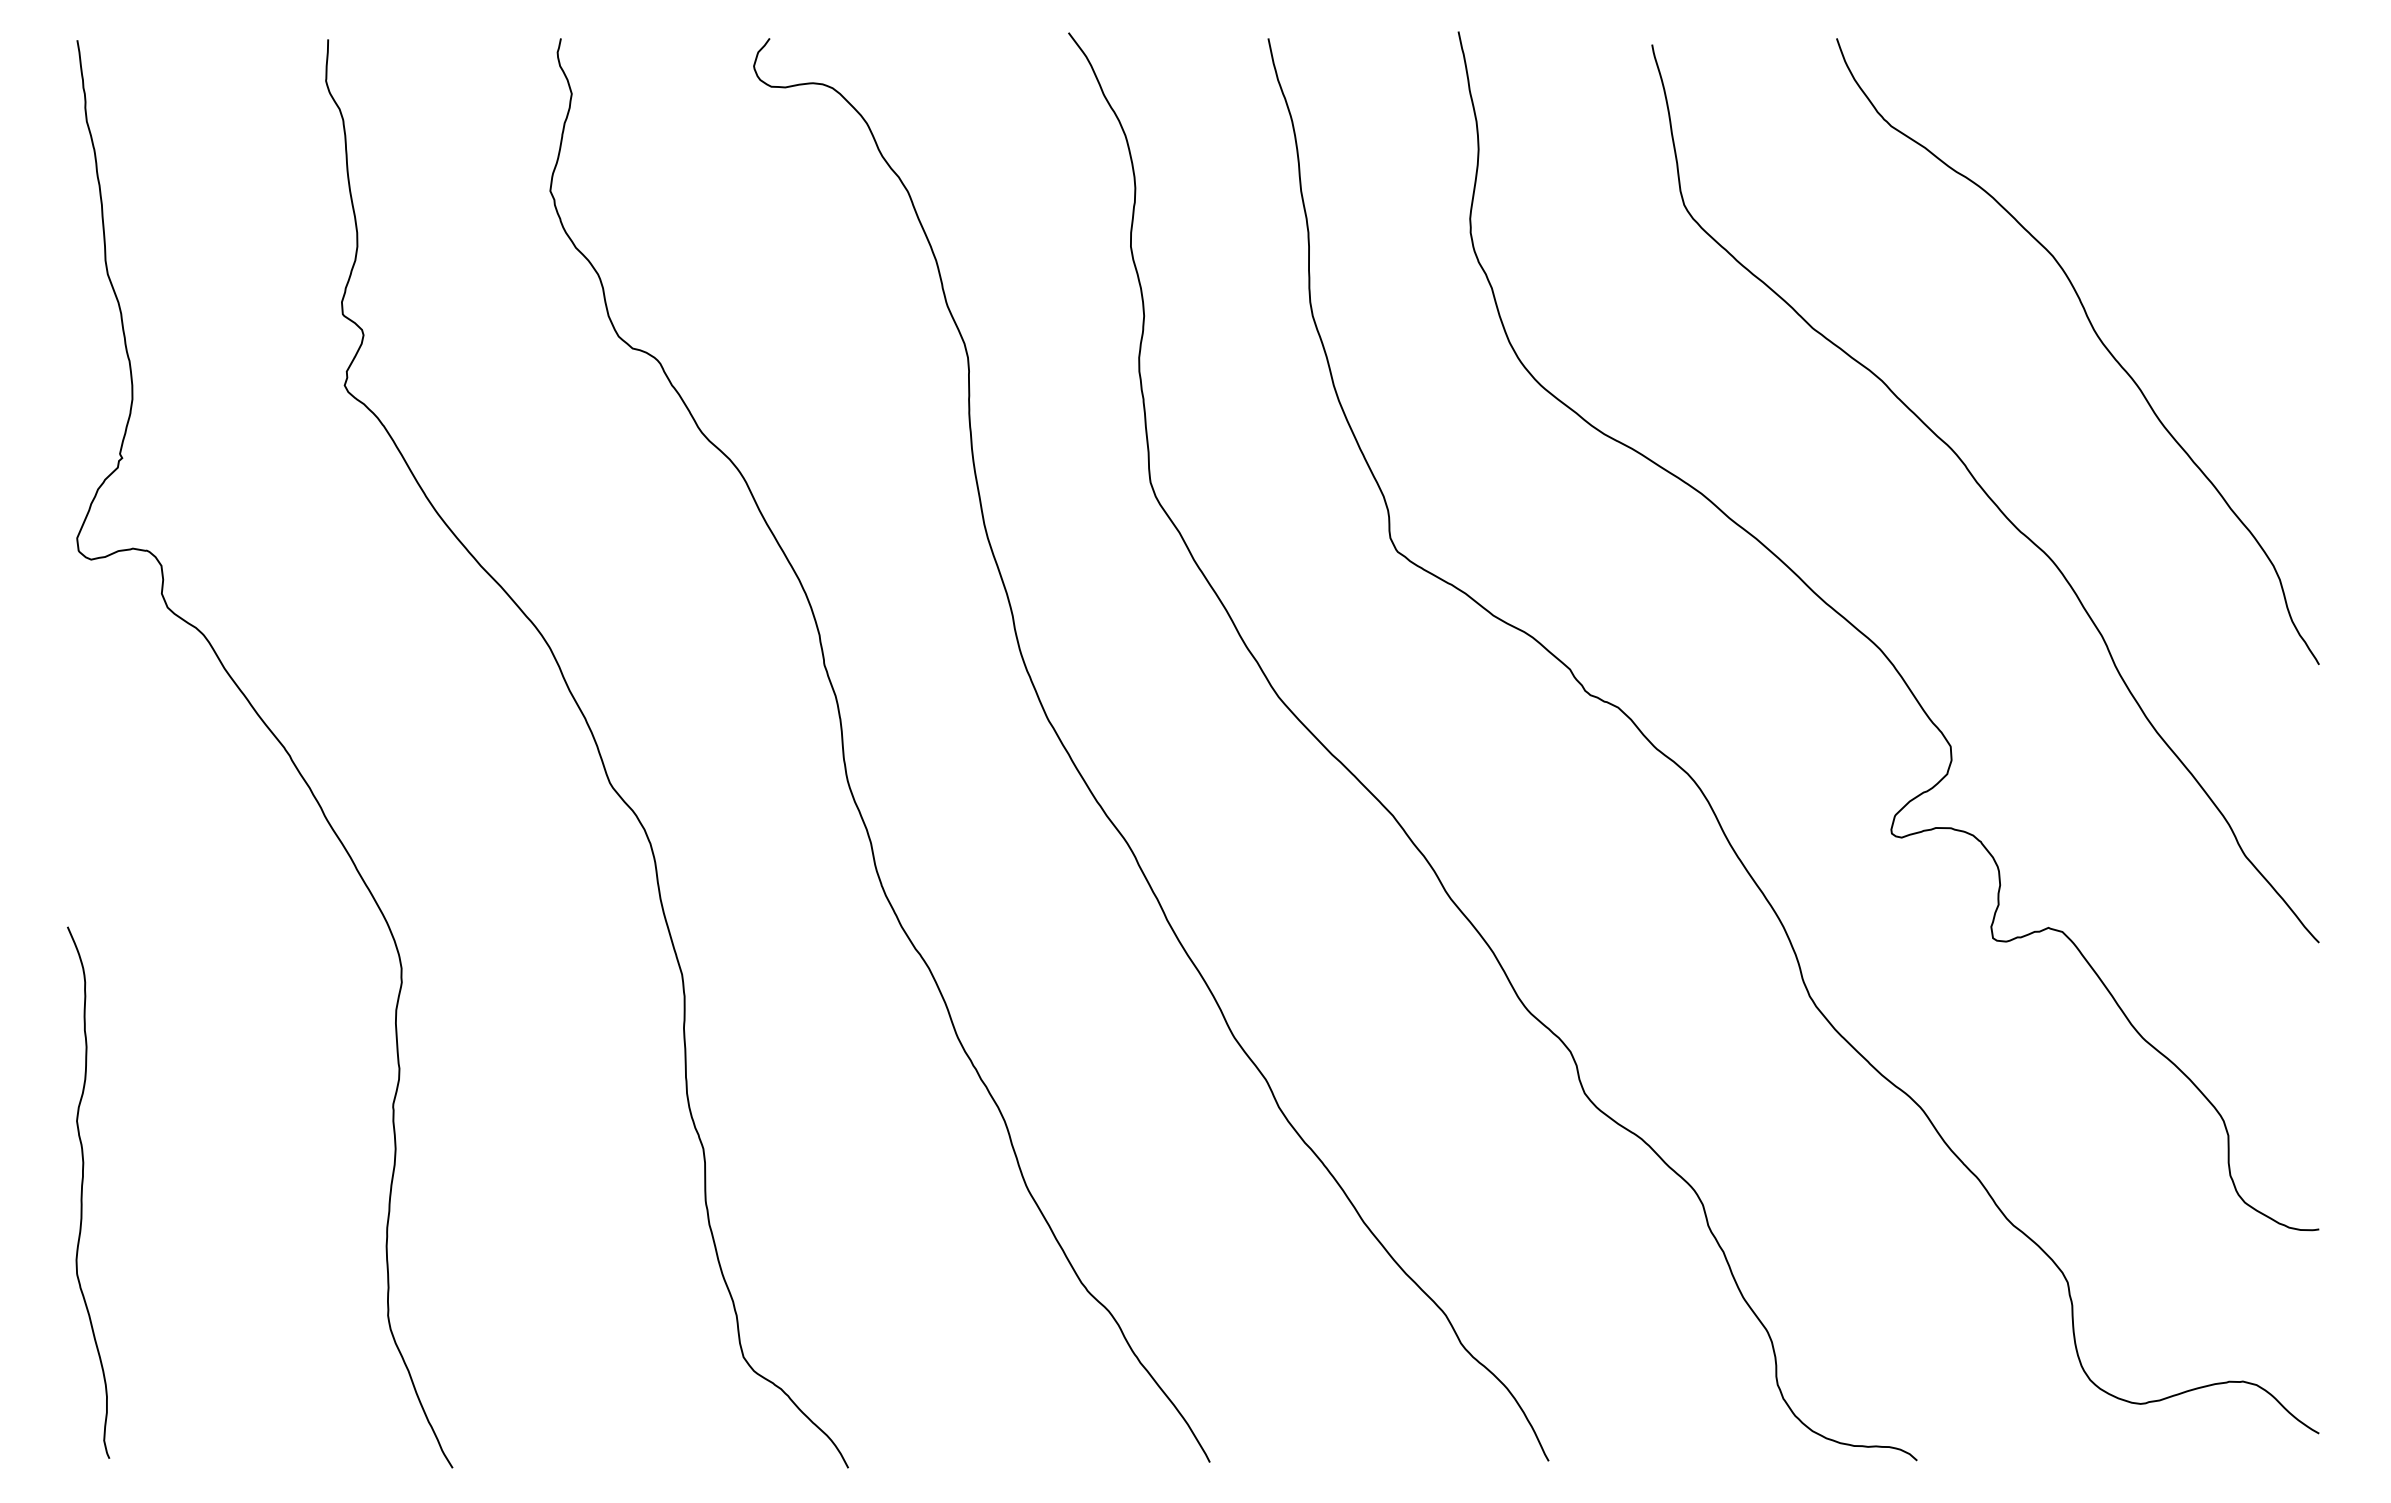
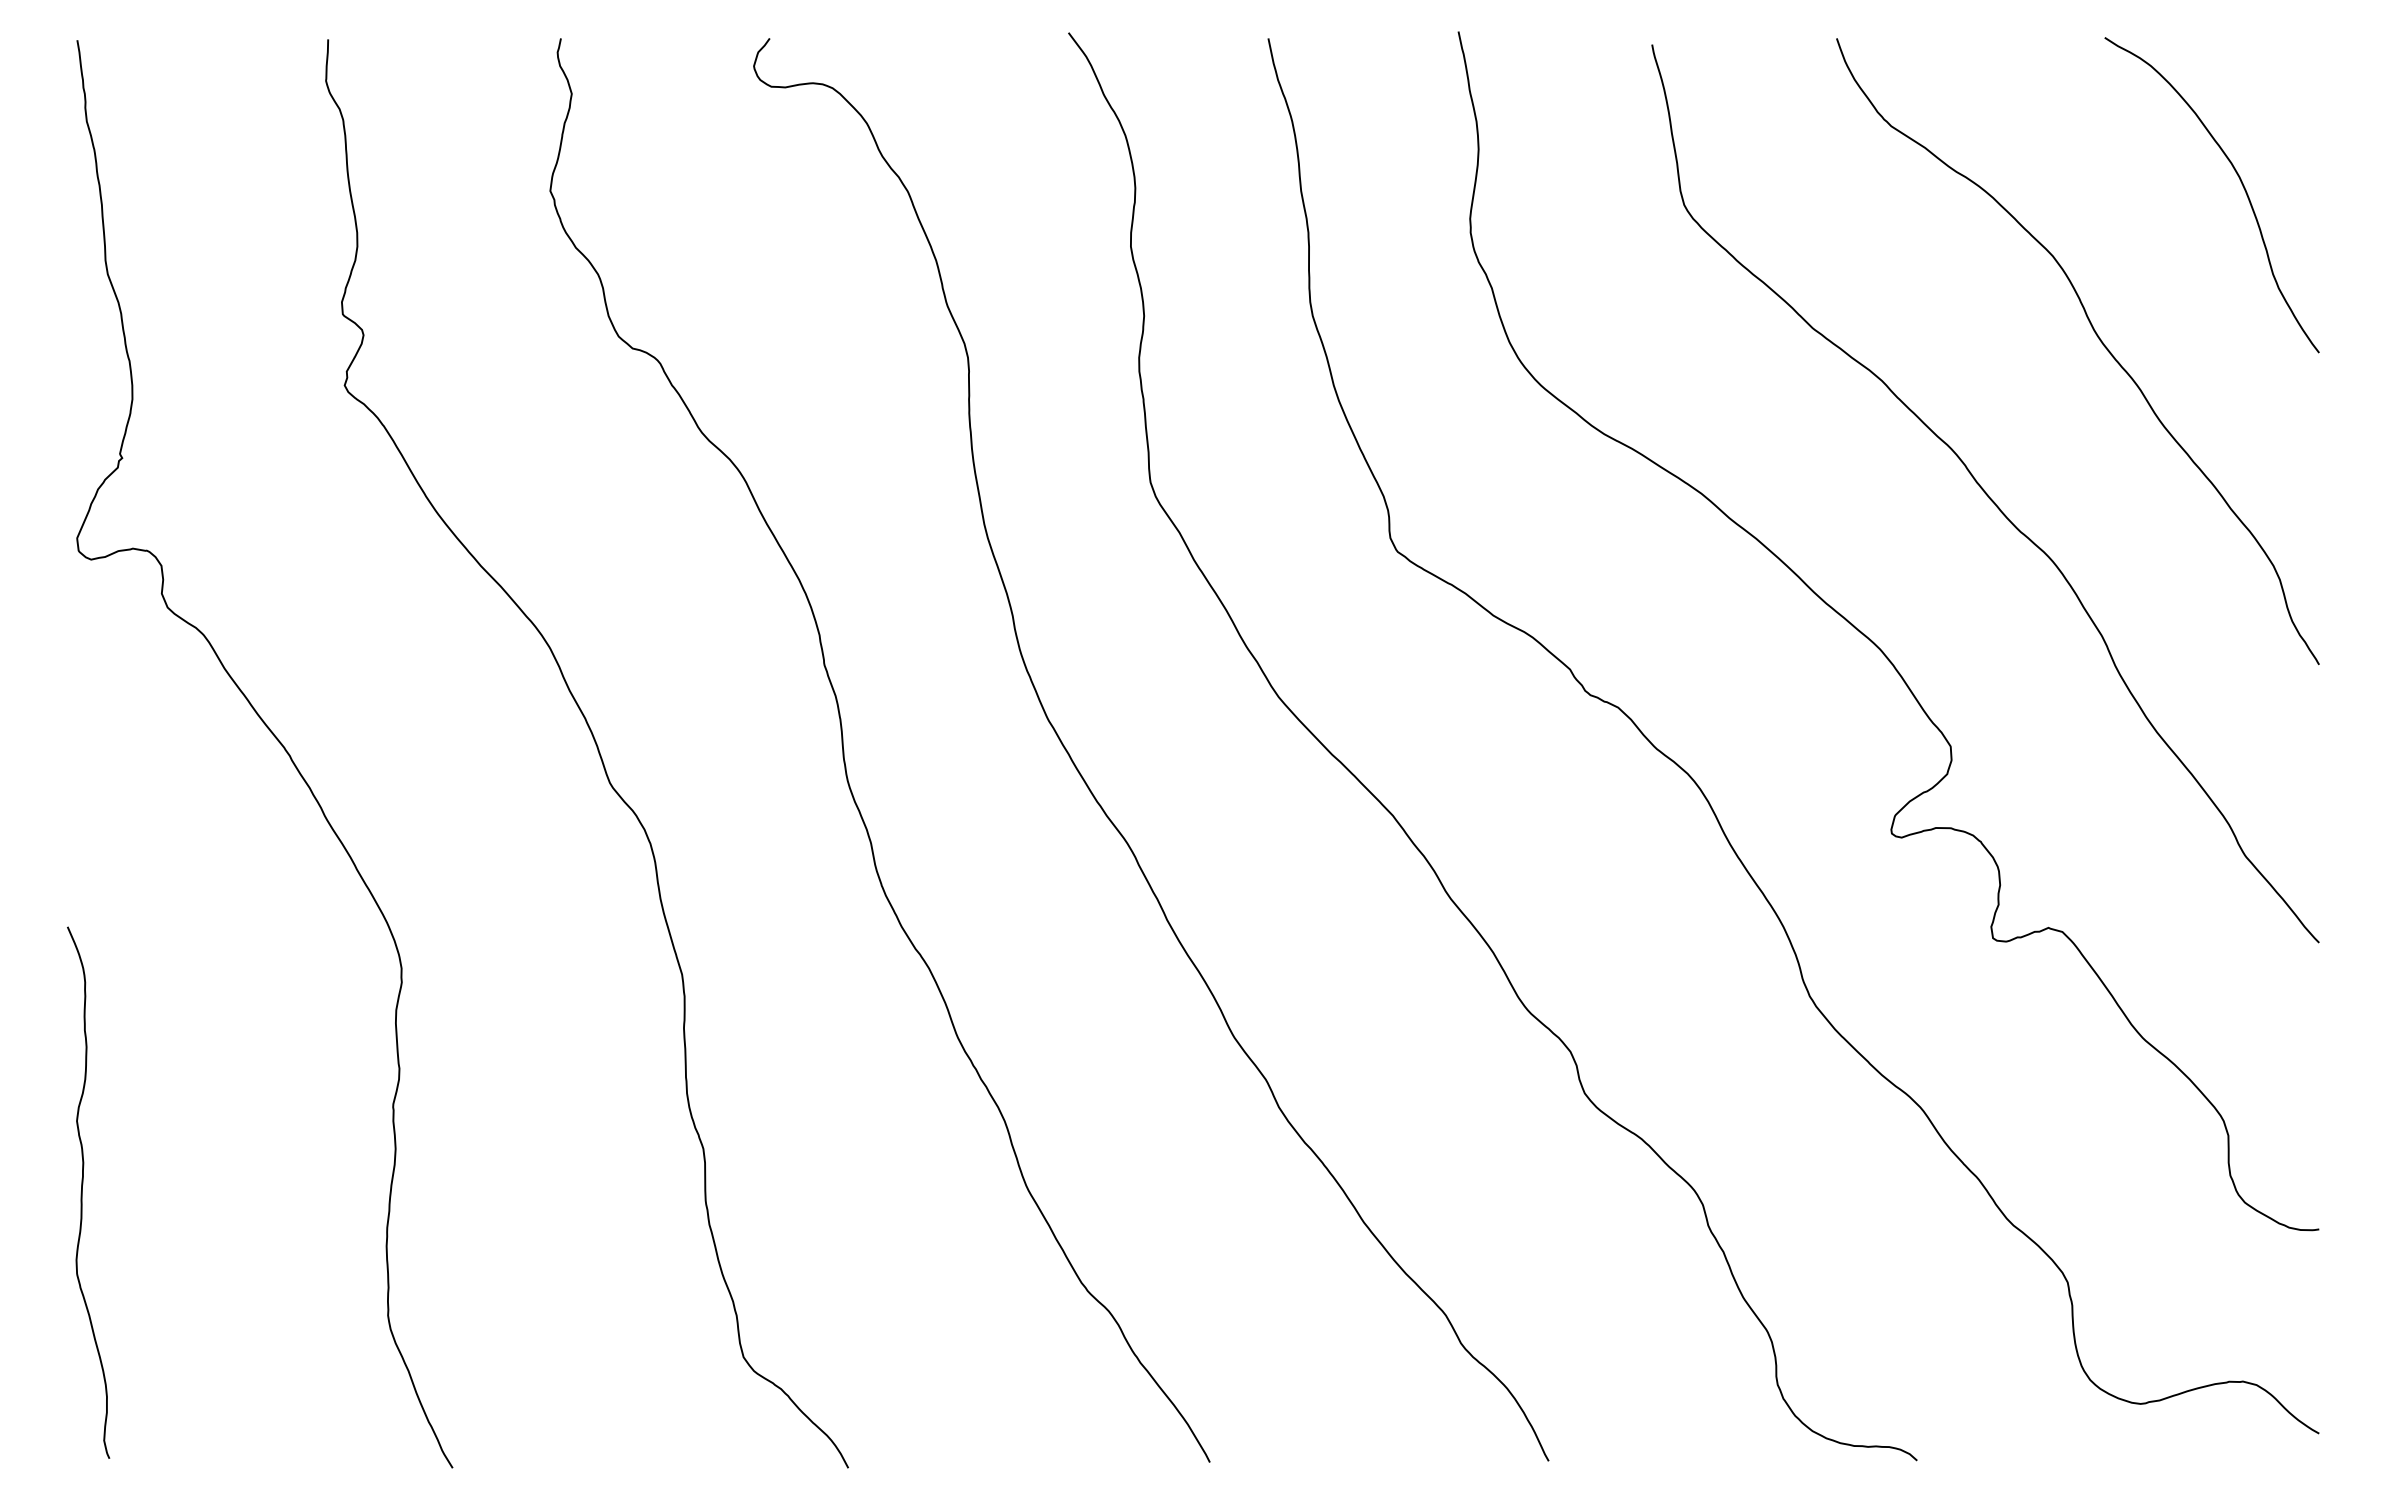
curve: none -> present (2240, 182)
